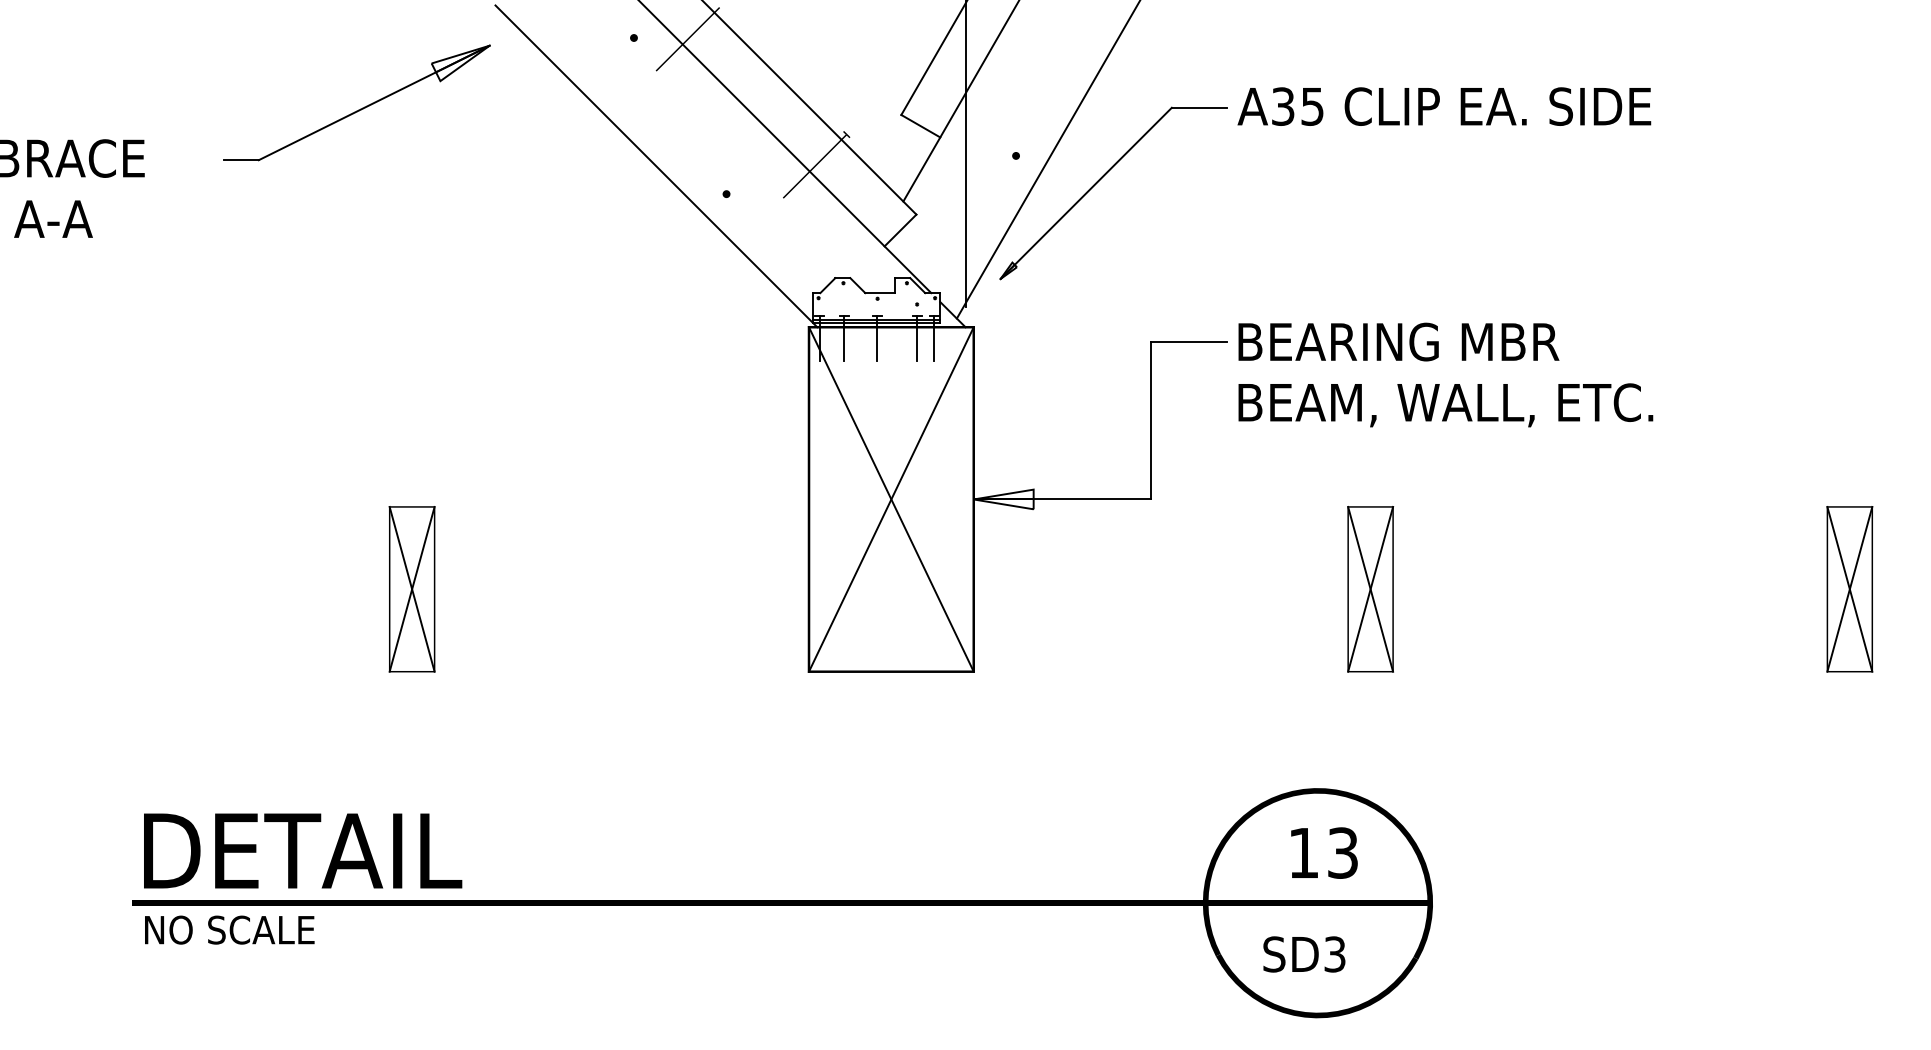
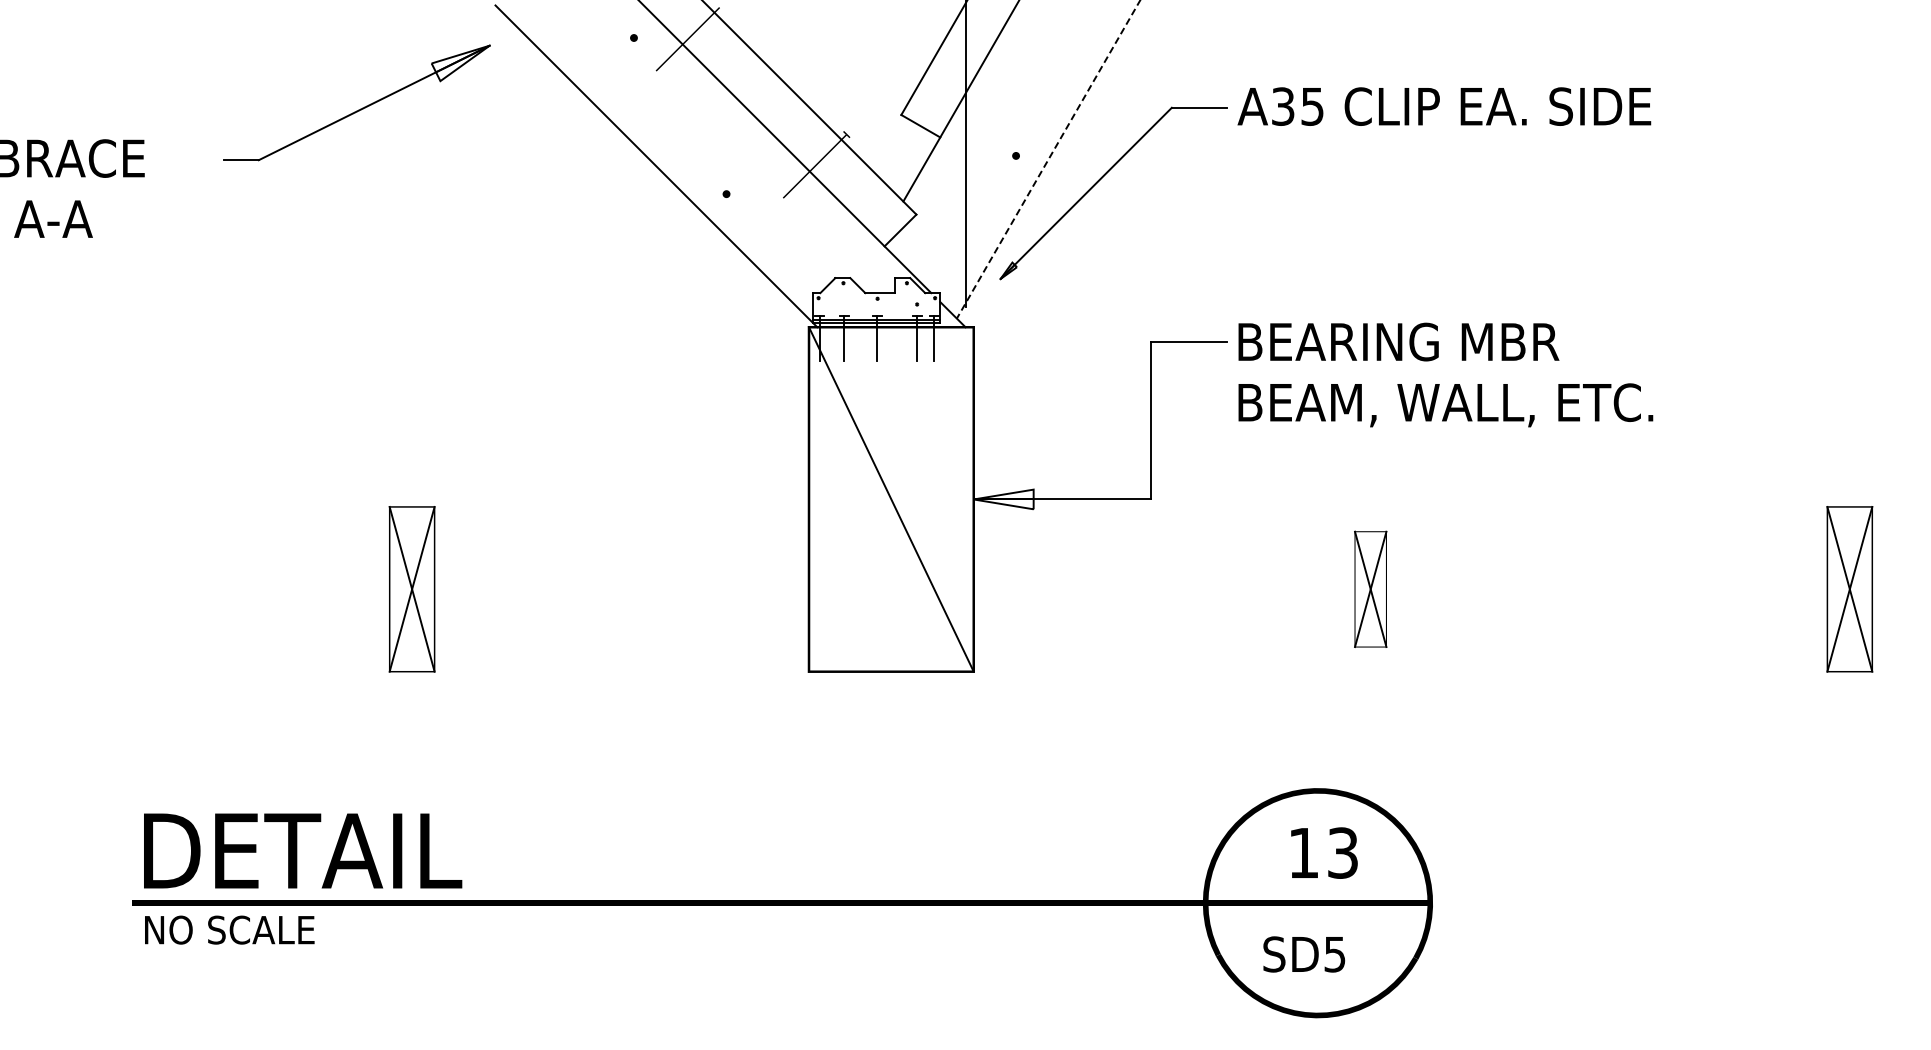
line: solid -> dashed (1048, 159)
line: present -> none (891, 499)
part size: 48x167 px -> 34x118 px (1370, 588)
text: SD3 -> SD5 (1335, 953)
